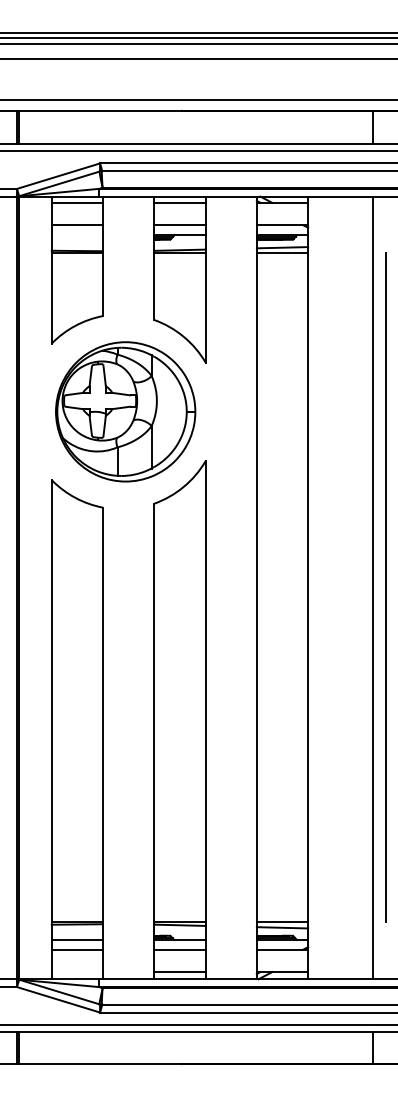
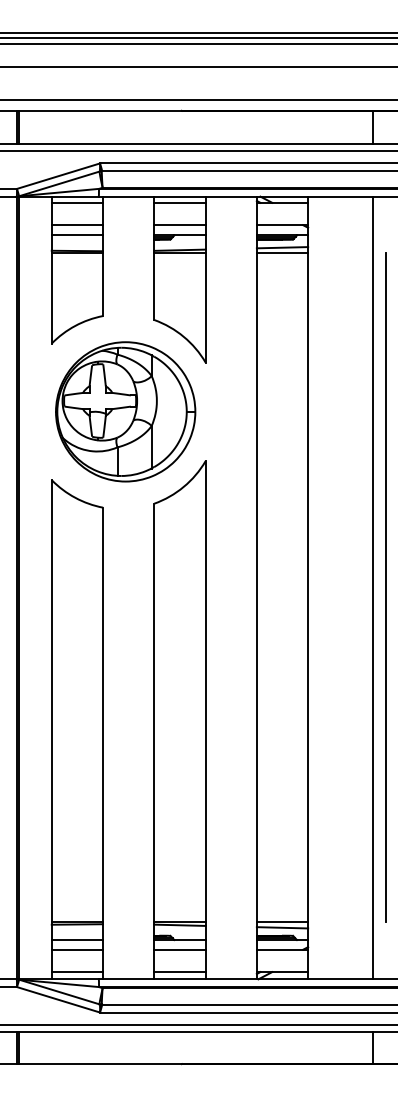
line position: (198, 58) -> (198, 66) (198, 66)
line: none -> present (77, 235)
line: none -> present (77, 972)
